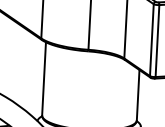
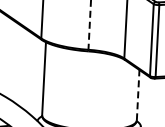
line: solid -> dashed (89, 25)
line: solid -> dashed (138, 94)
